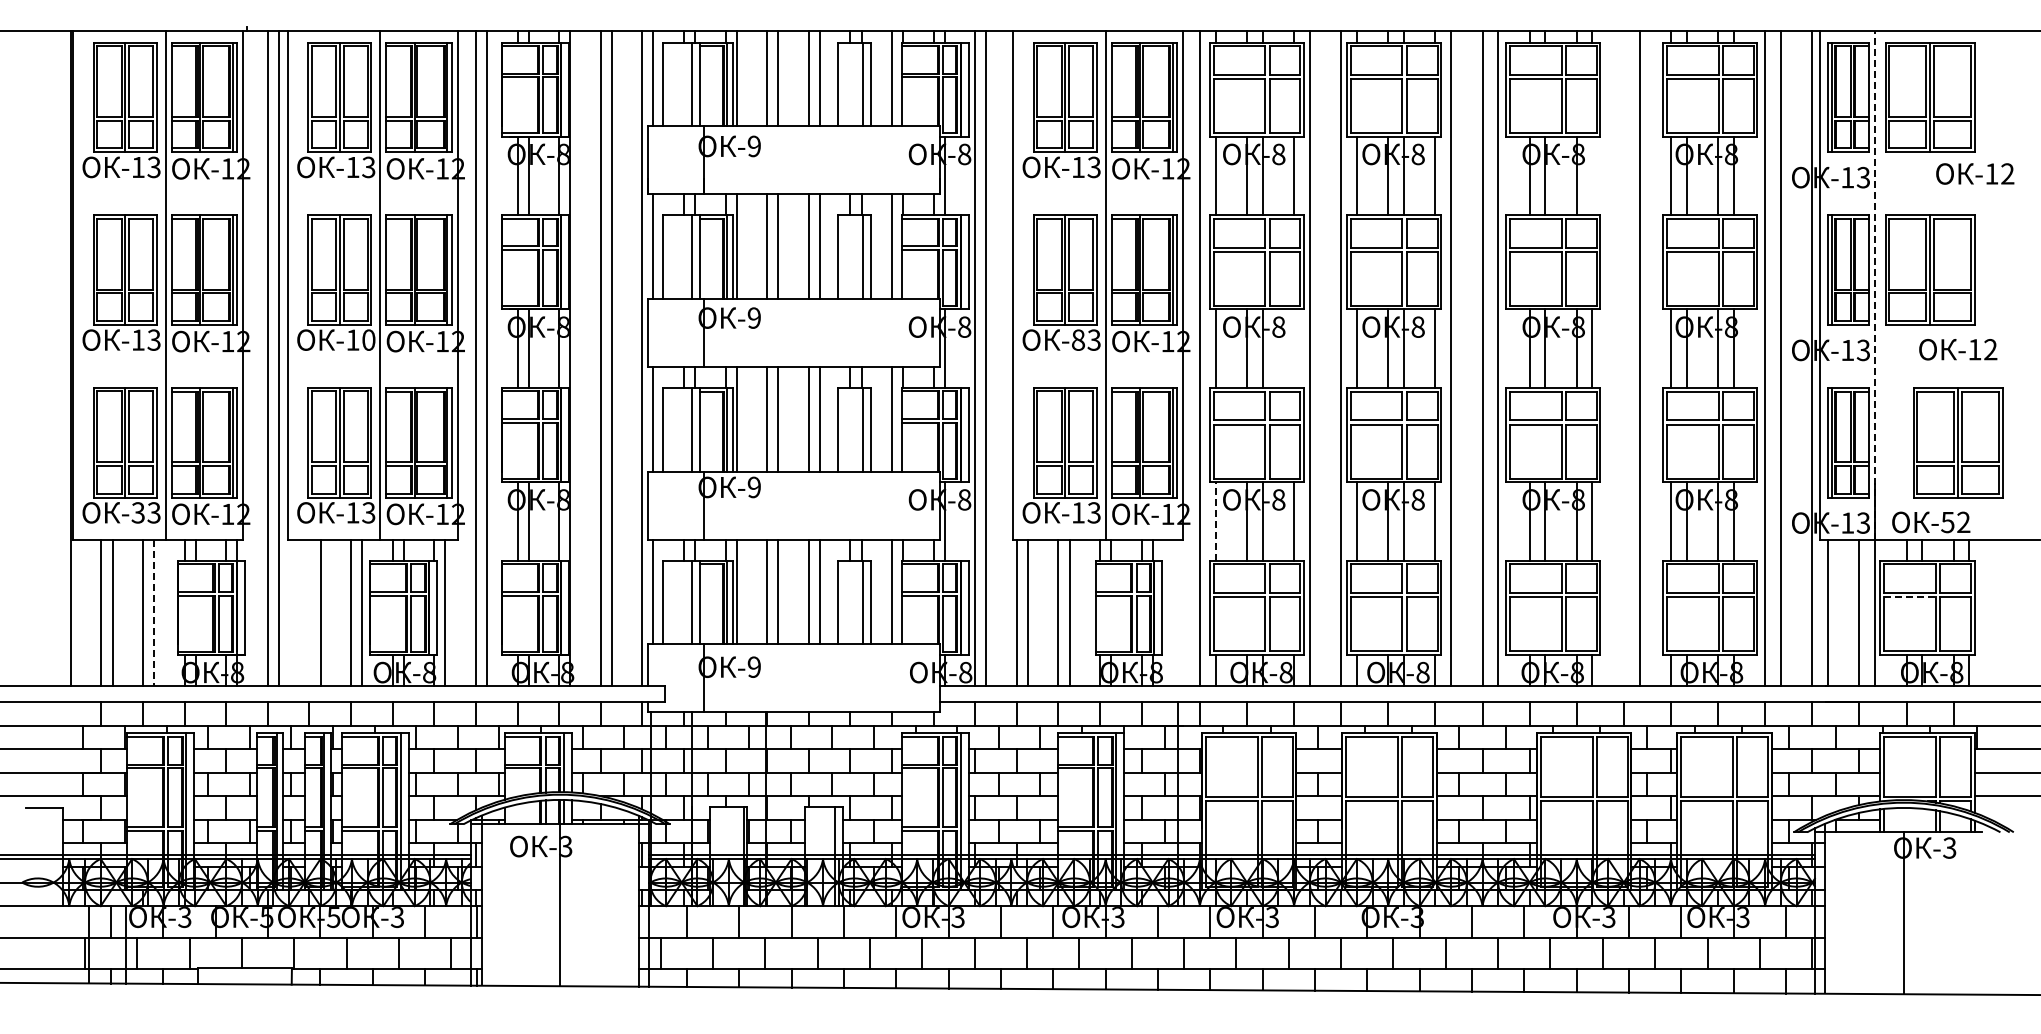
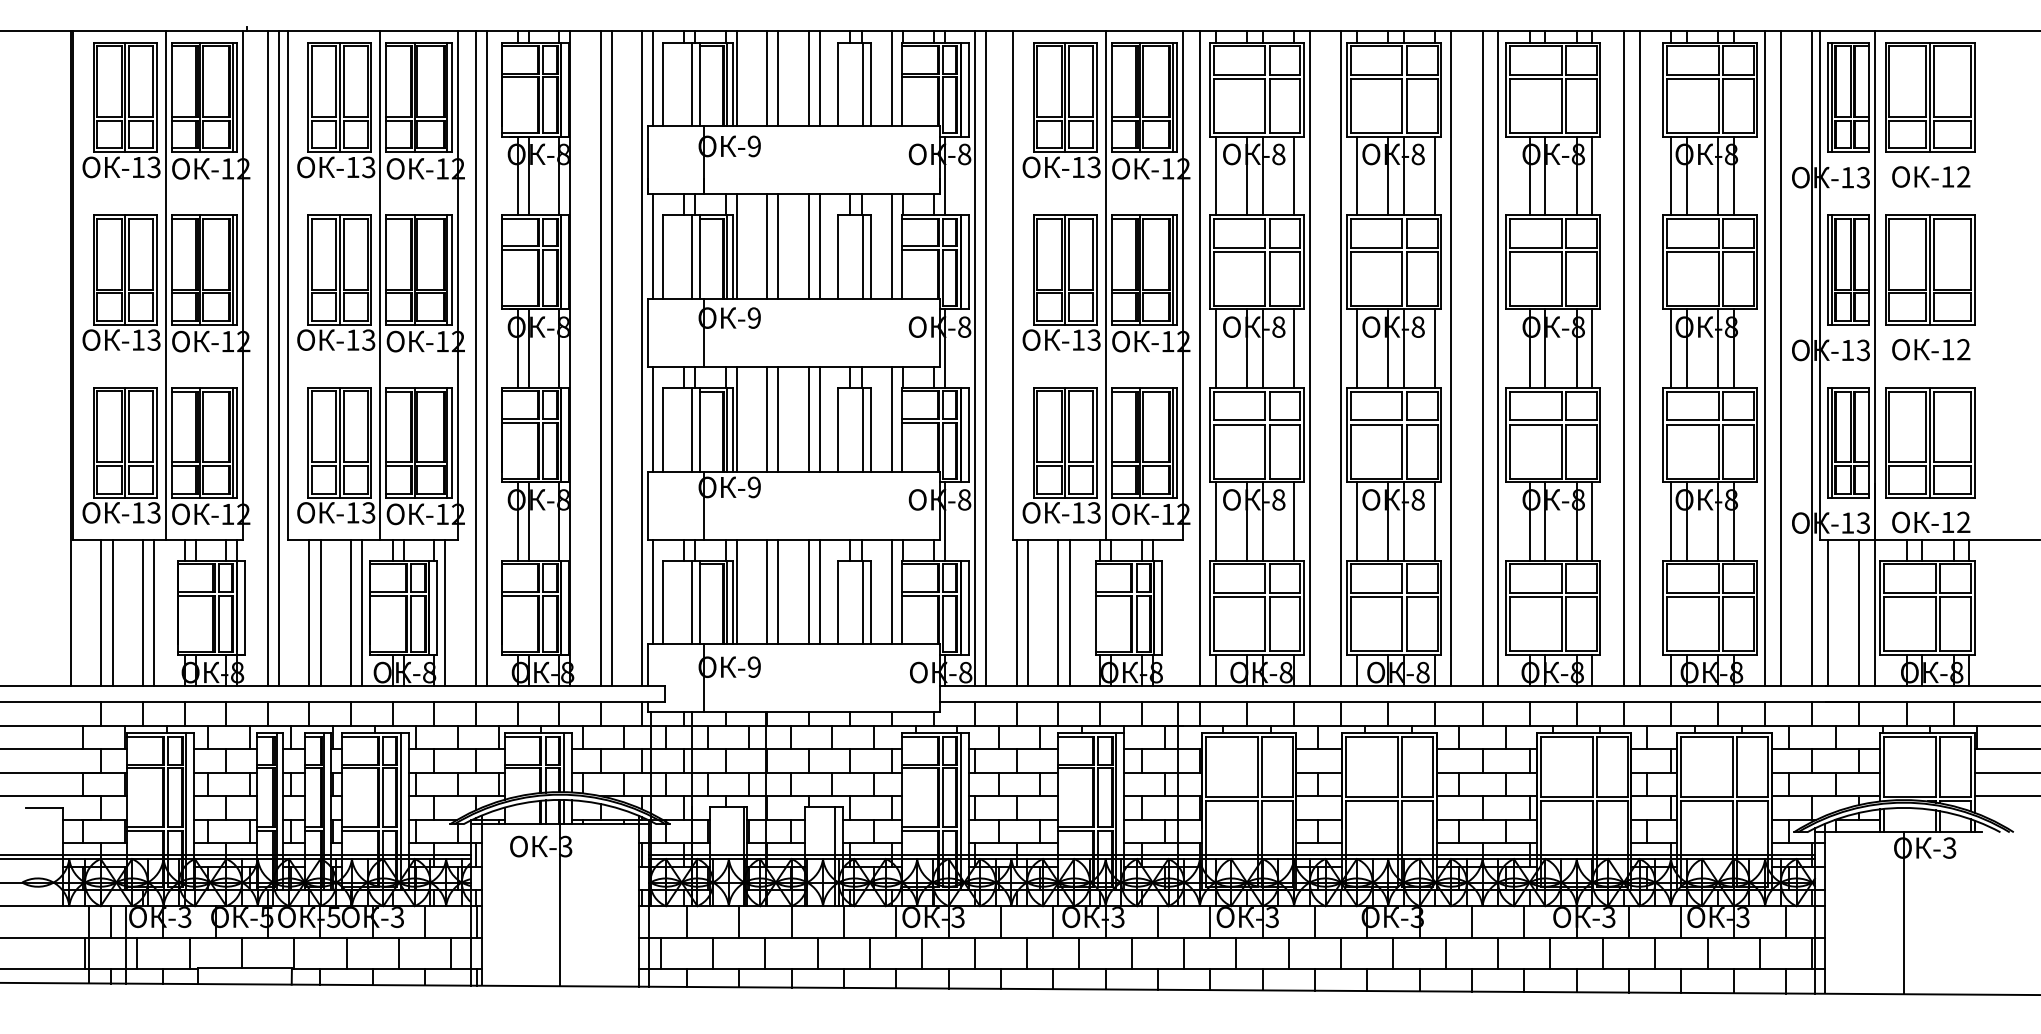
text position: (1975, 173) -> (1931, 176) (1931, 176)
line: none -> present (1592, 175)
line: dashed -> solid (1875, 284)
text: -10 -> -13 (368, 339)
text: -83 -> -13 (1078, 339)
line: none -> present (1294, 348)
text position: (1958, 349) -> (1931, 349) (1931, 349)
line: none -> present (1623, 358)
part position: (1958, 442) -> (1930, 442) (1930, 442)
text: -33 -> -13 (137, 512)
line: dashed -> solid (1215, 520)
text: -52 -> -12 (1947, 522)
line: dashed -> solid (1909, 597)
line: none -> present (309, 612)
line: dashed -> solid (154, 613)
